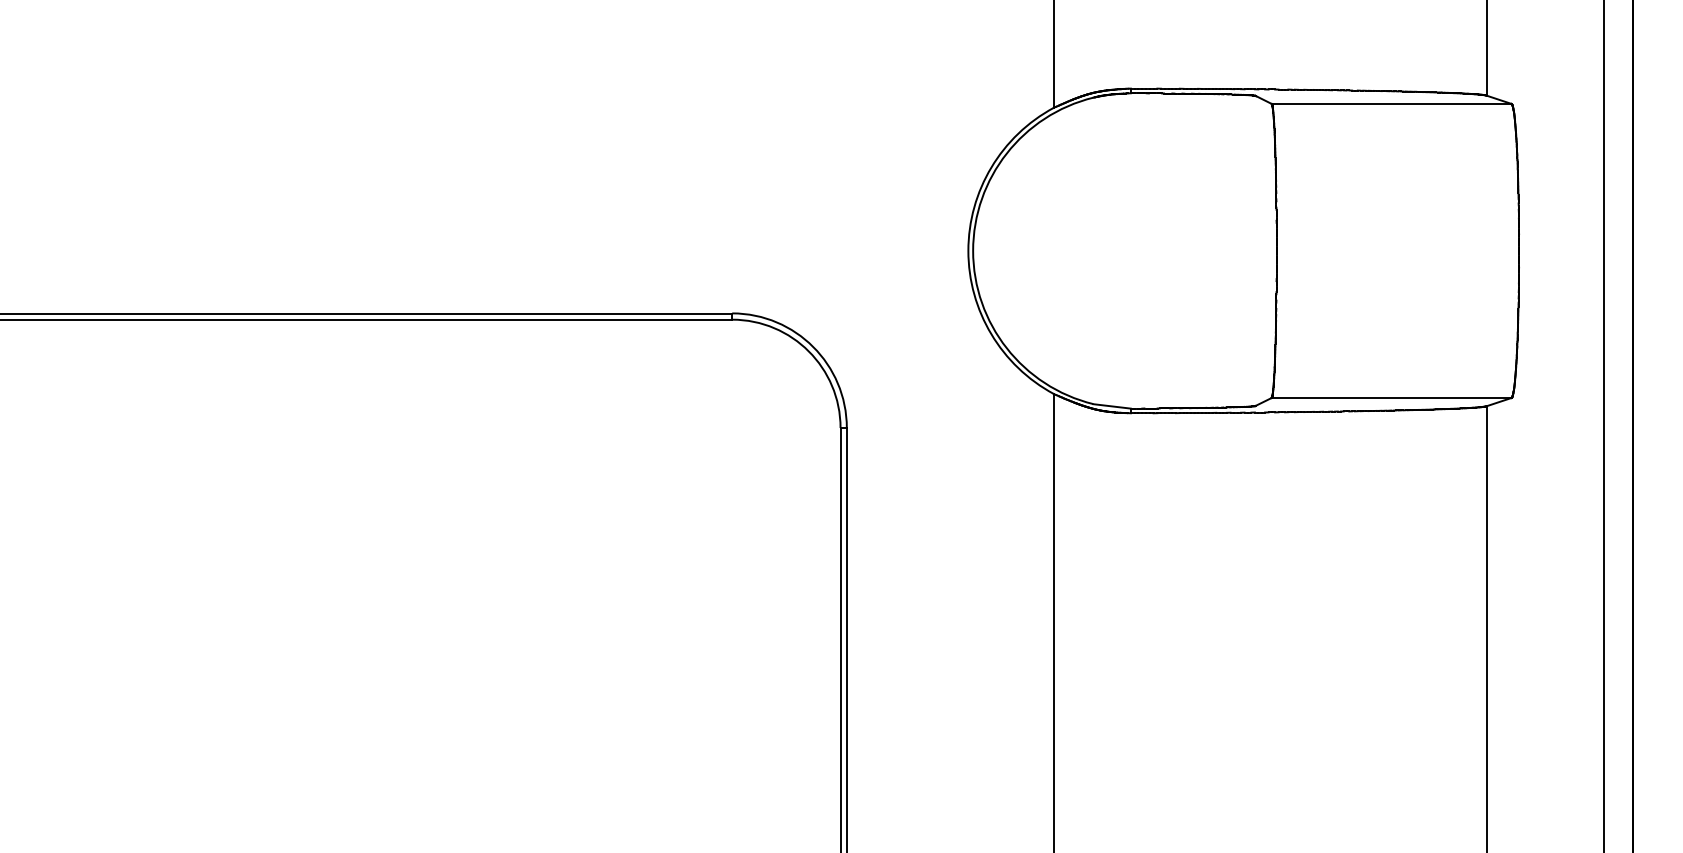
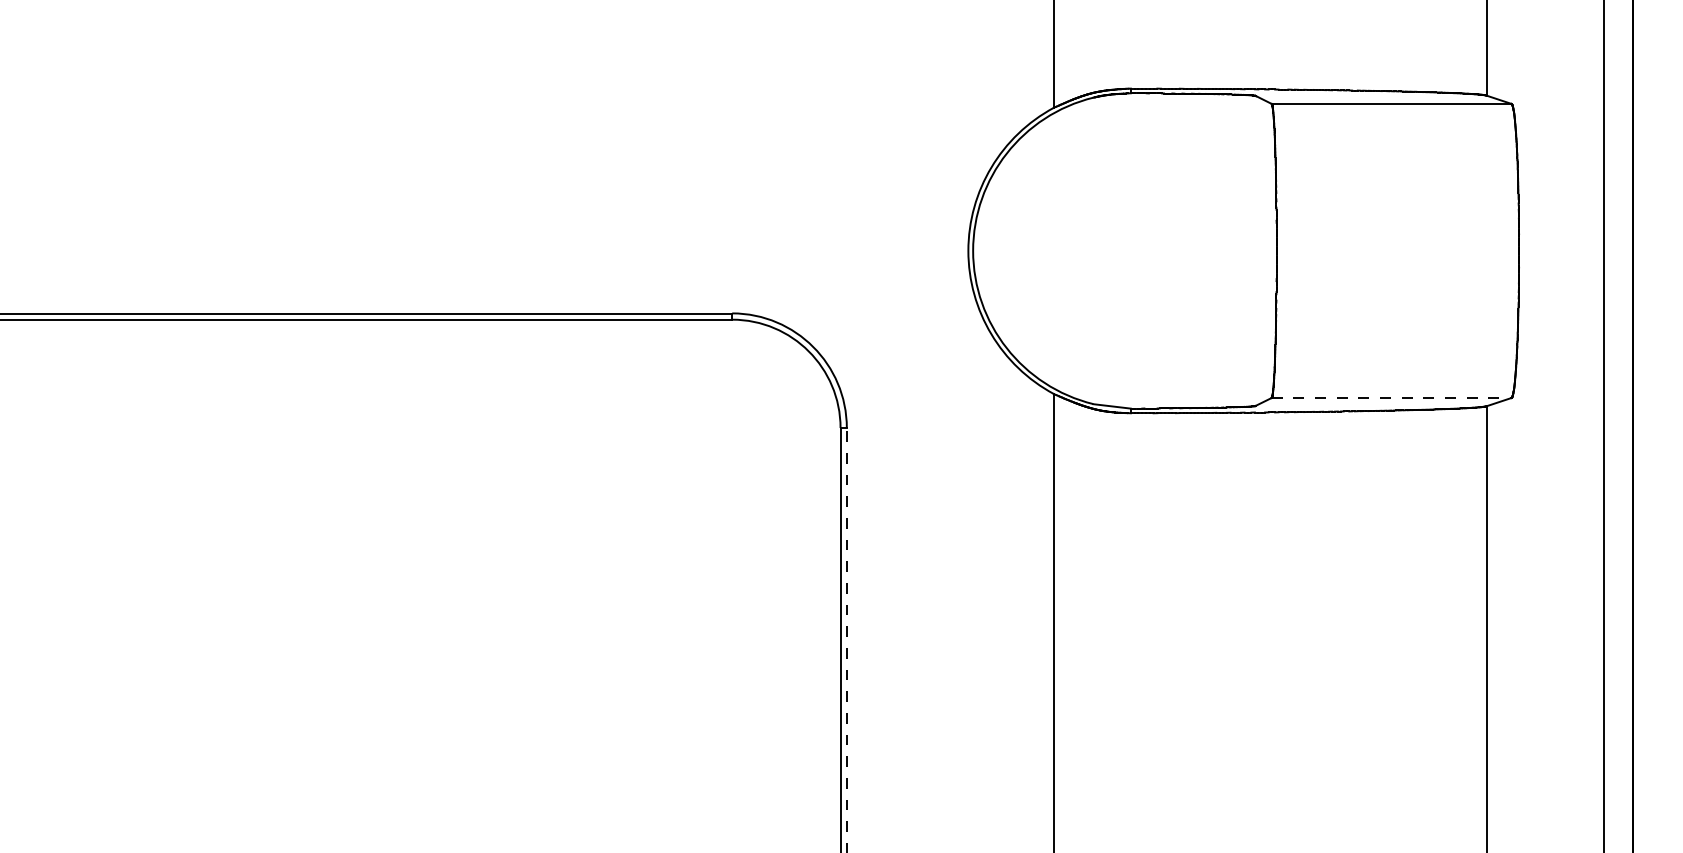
line: solid -> dashed (1391, 398)
line: solid -> dashed (846, 640)
